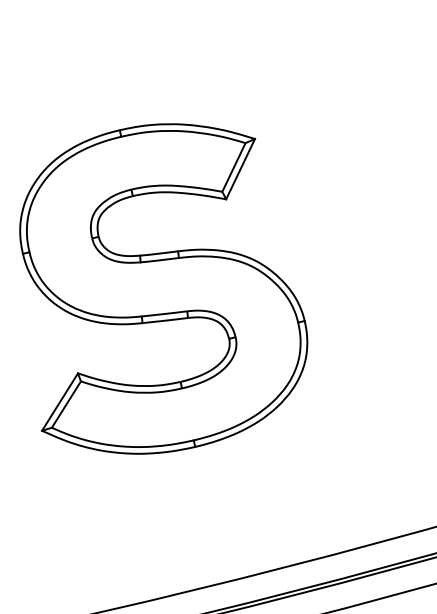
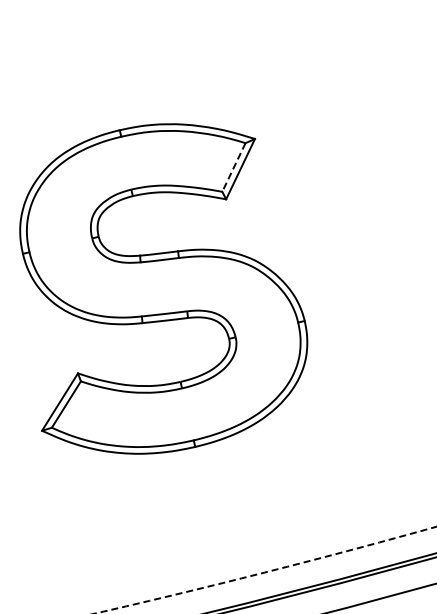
line: solid -> dashed (233, 167)
circle: solid -> dashed (264, 569)
